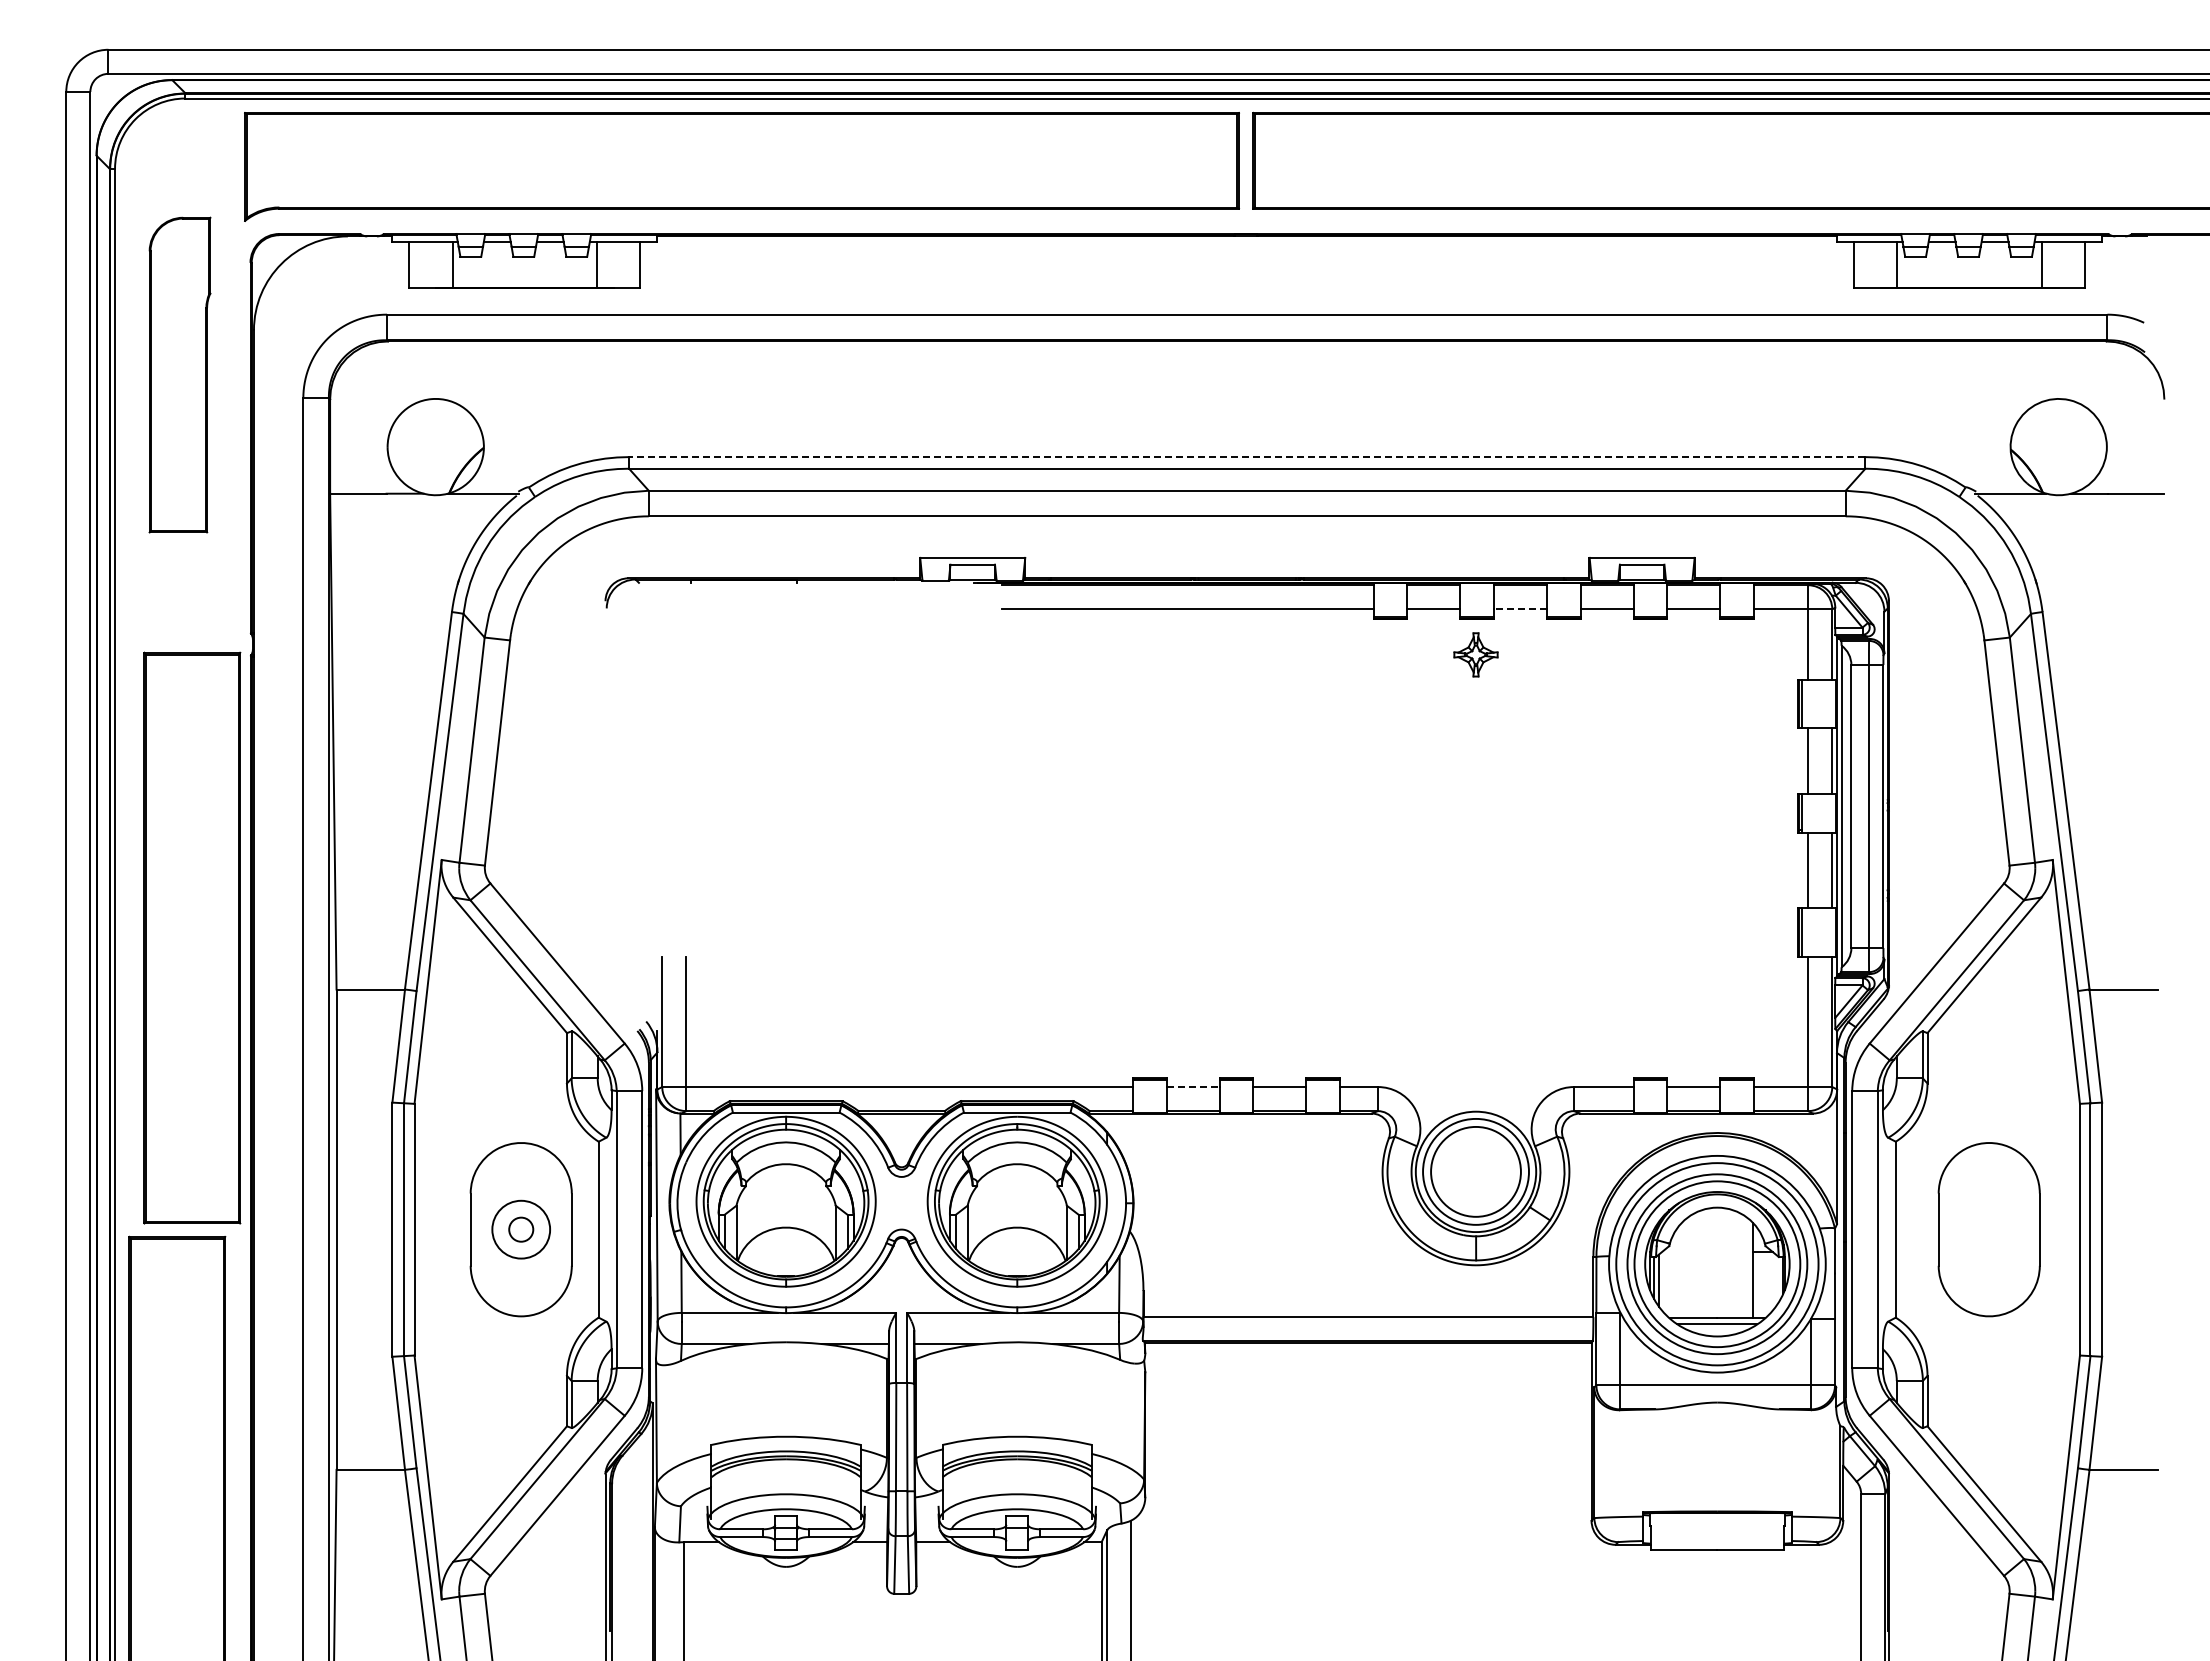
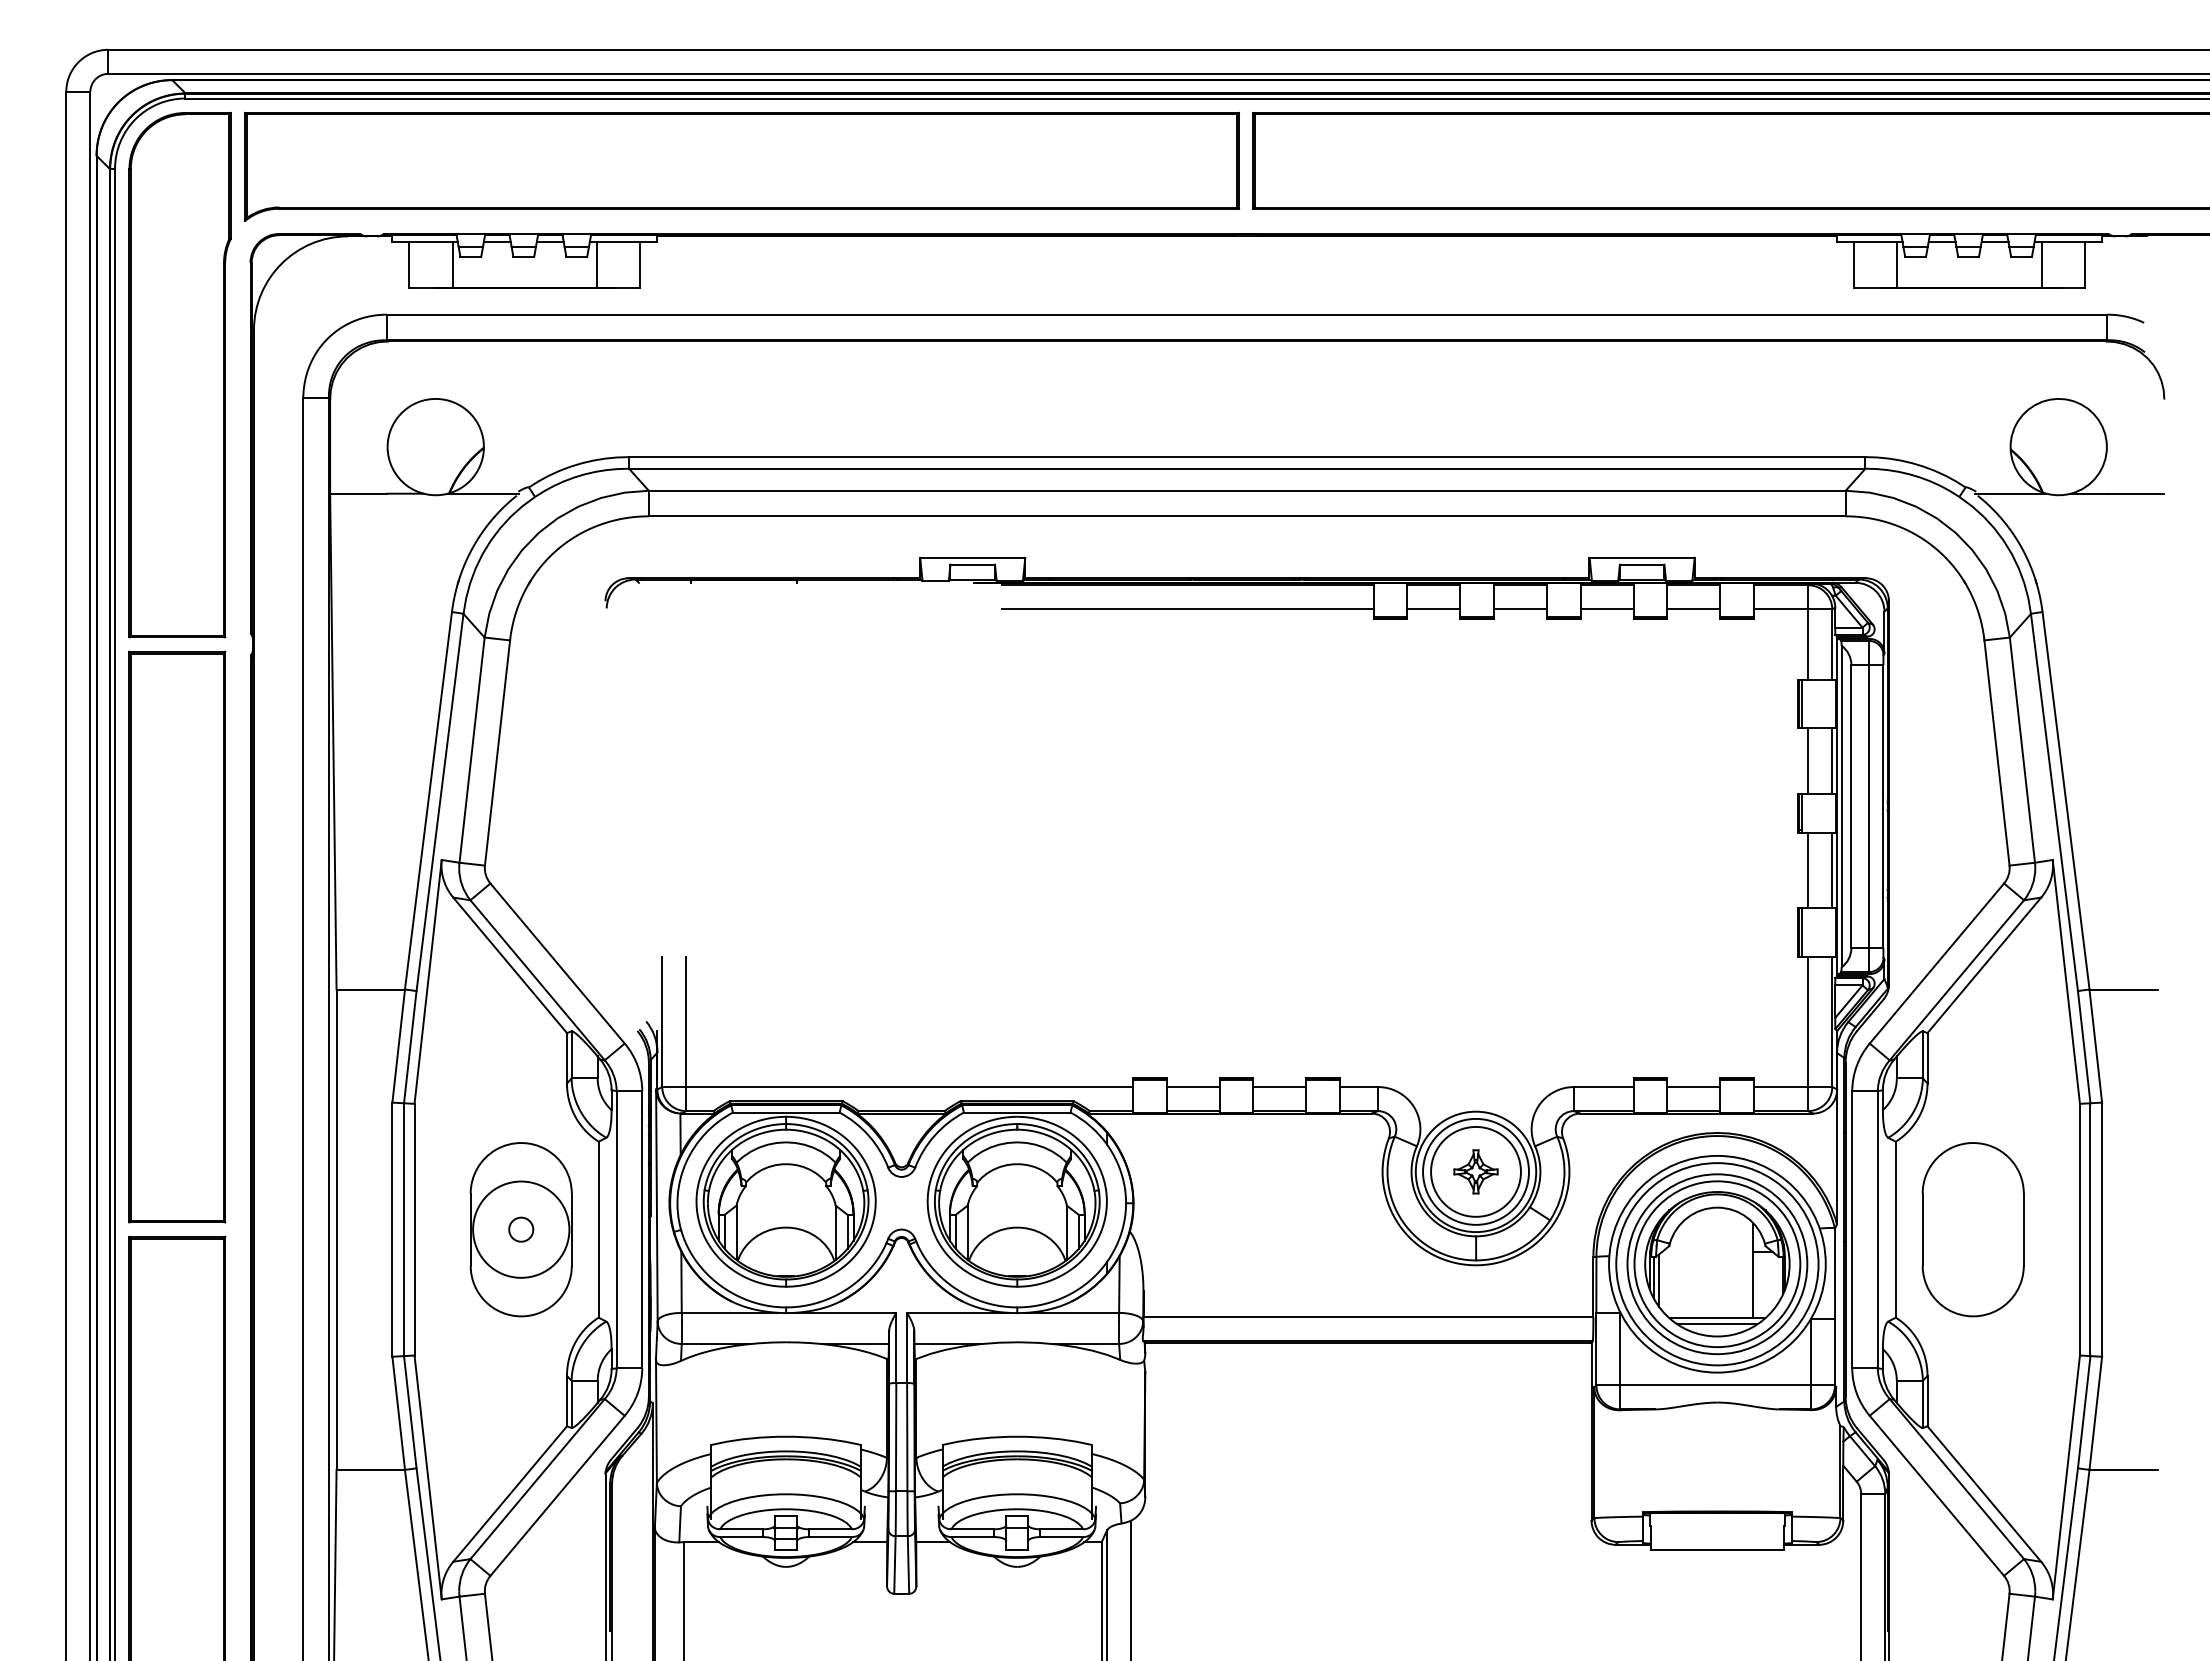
part size: 64x318 px -> 104x528 px (179, 374)
line: dashed -> solid (1246, 457)
line: dashed -> solid (1520, 609)
part position: (1475, 654) -> (1475, 1171) (1475, 1171)
part position: (192, 937) -> (177, 936) (177, 936)
line: dashed -> solid (1193, 1087)
circle diameter: 58 px -> 96 px (521, 1229)
part position: (1988, 1229) -> (1972, 1229) (1972, 1229)
